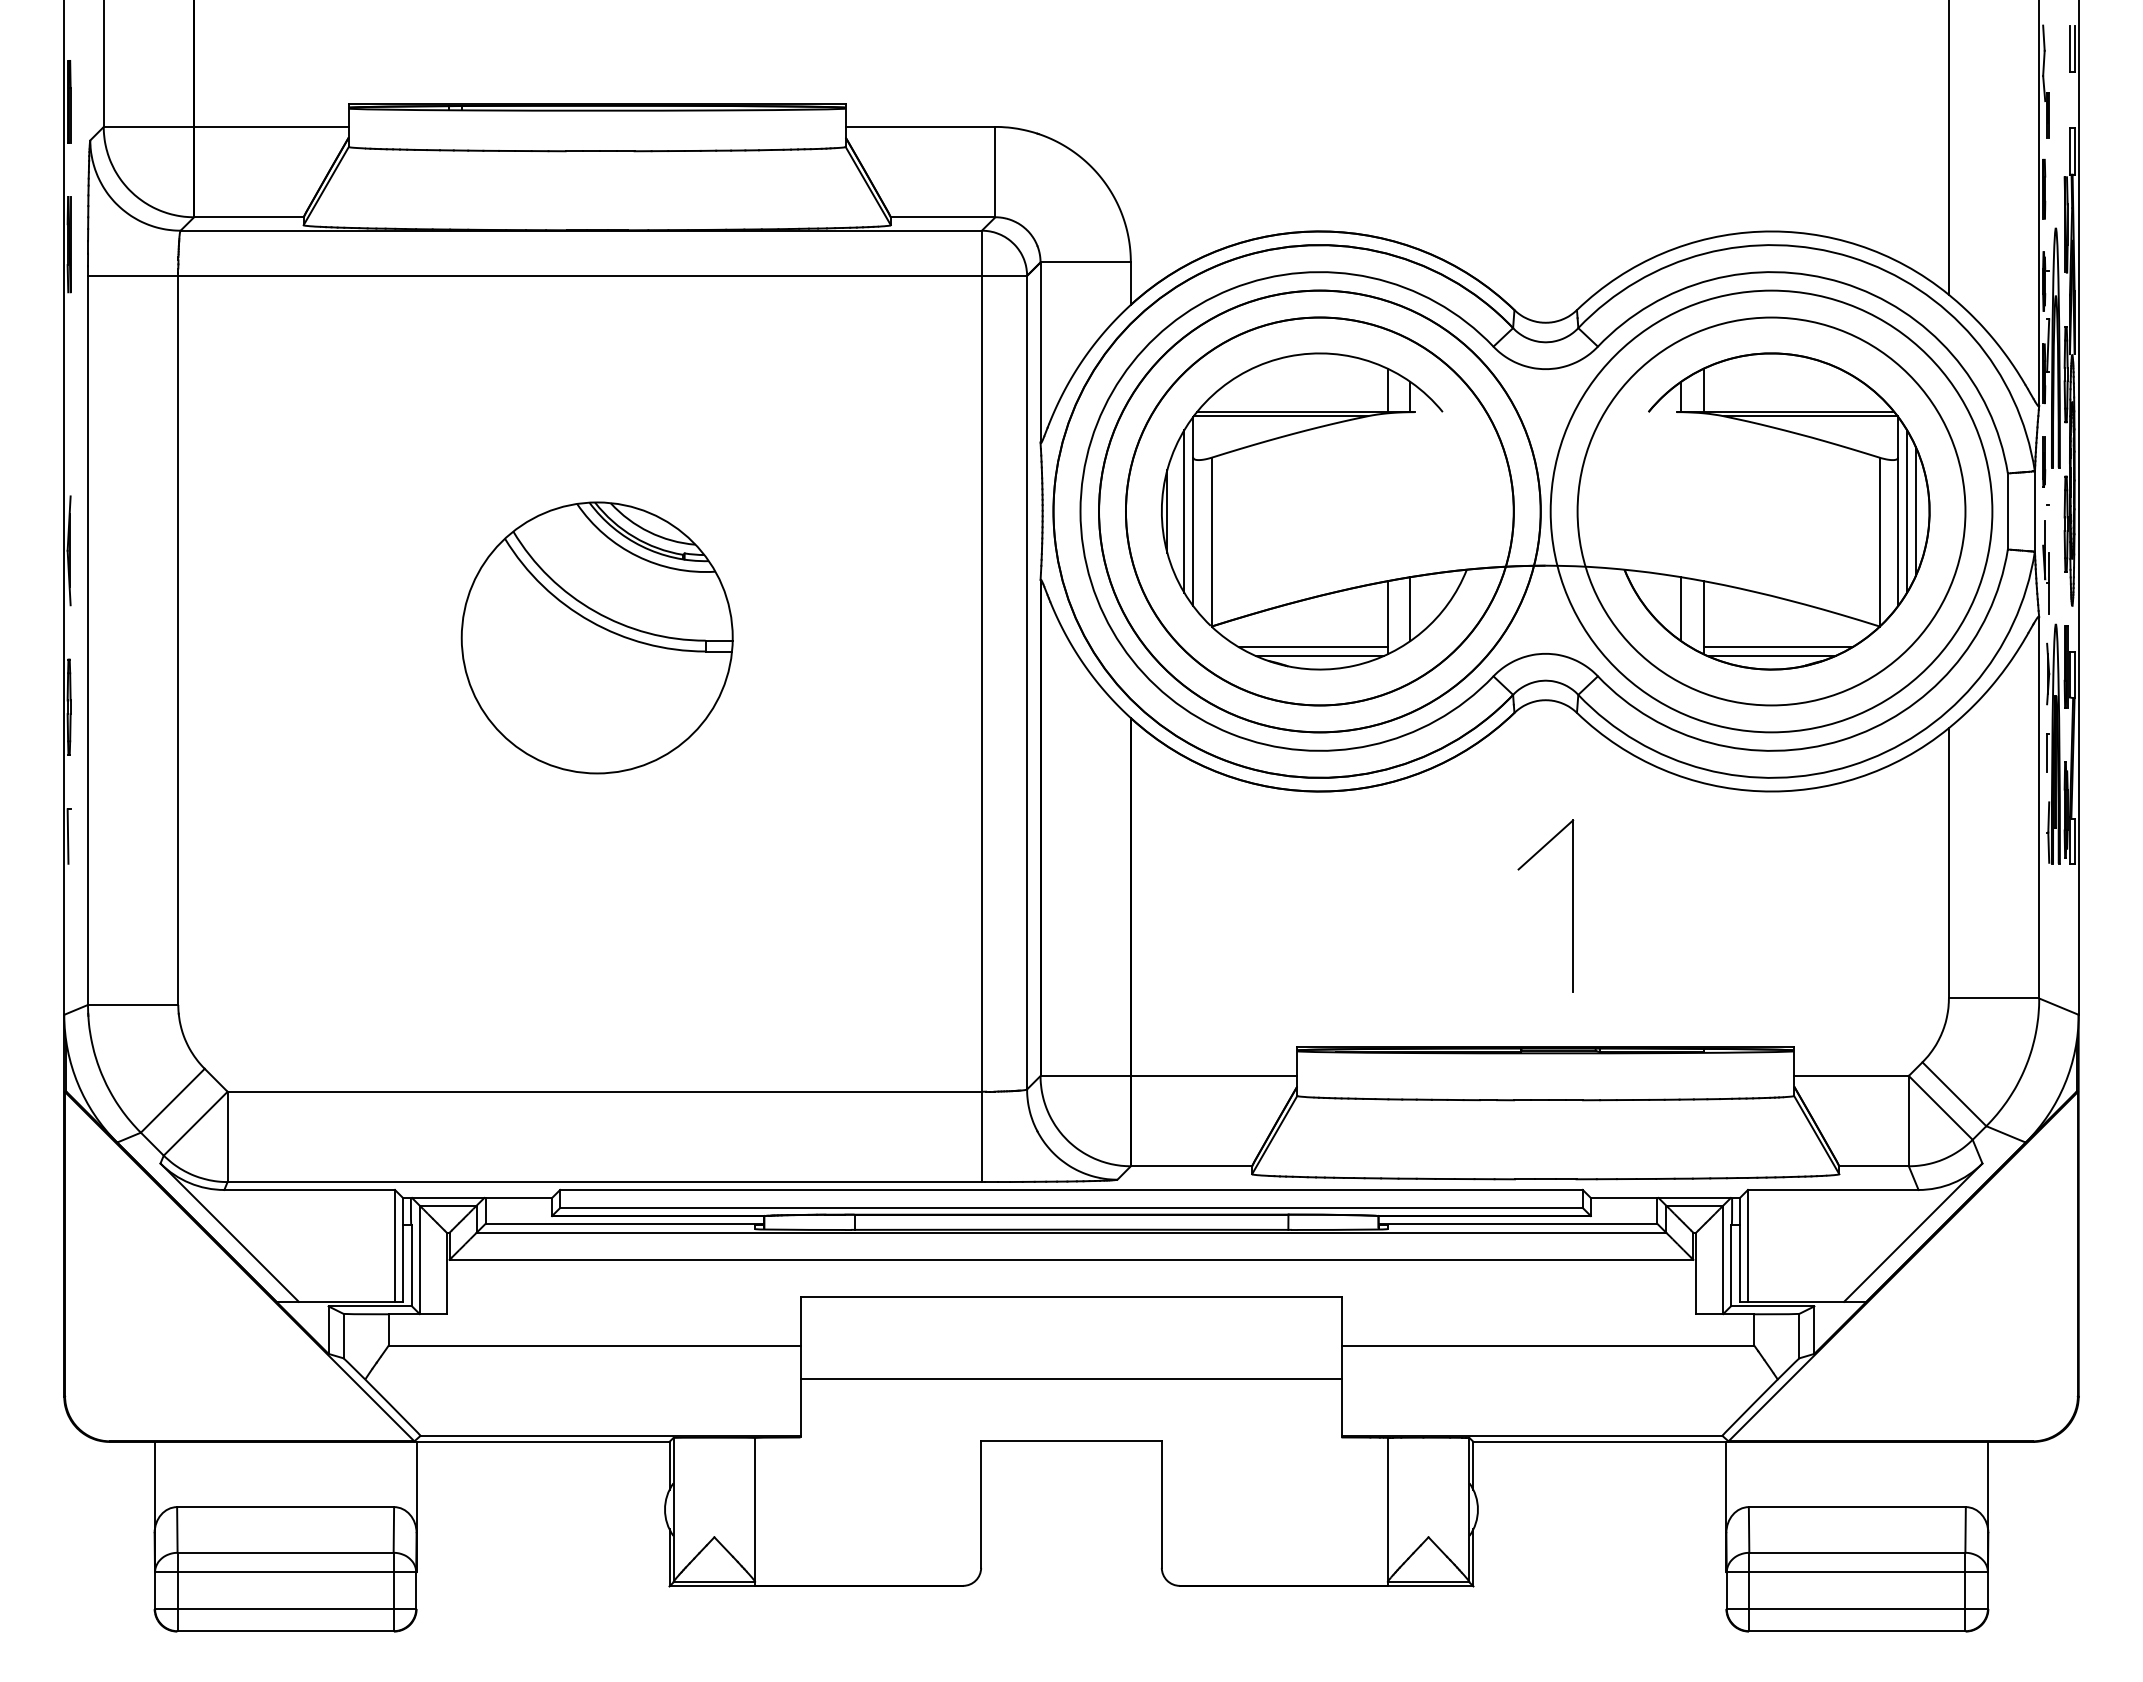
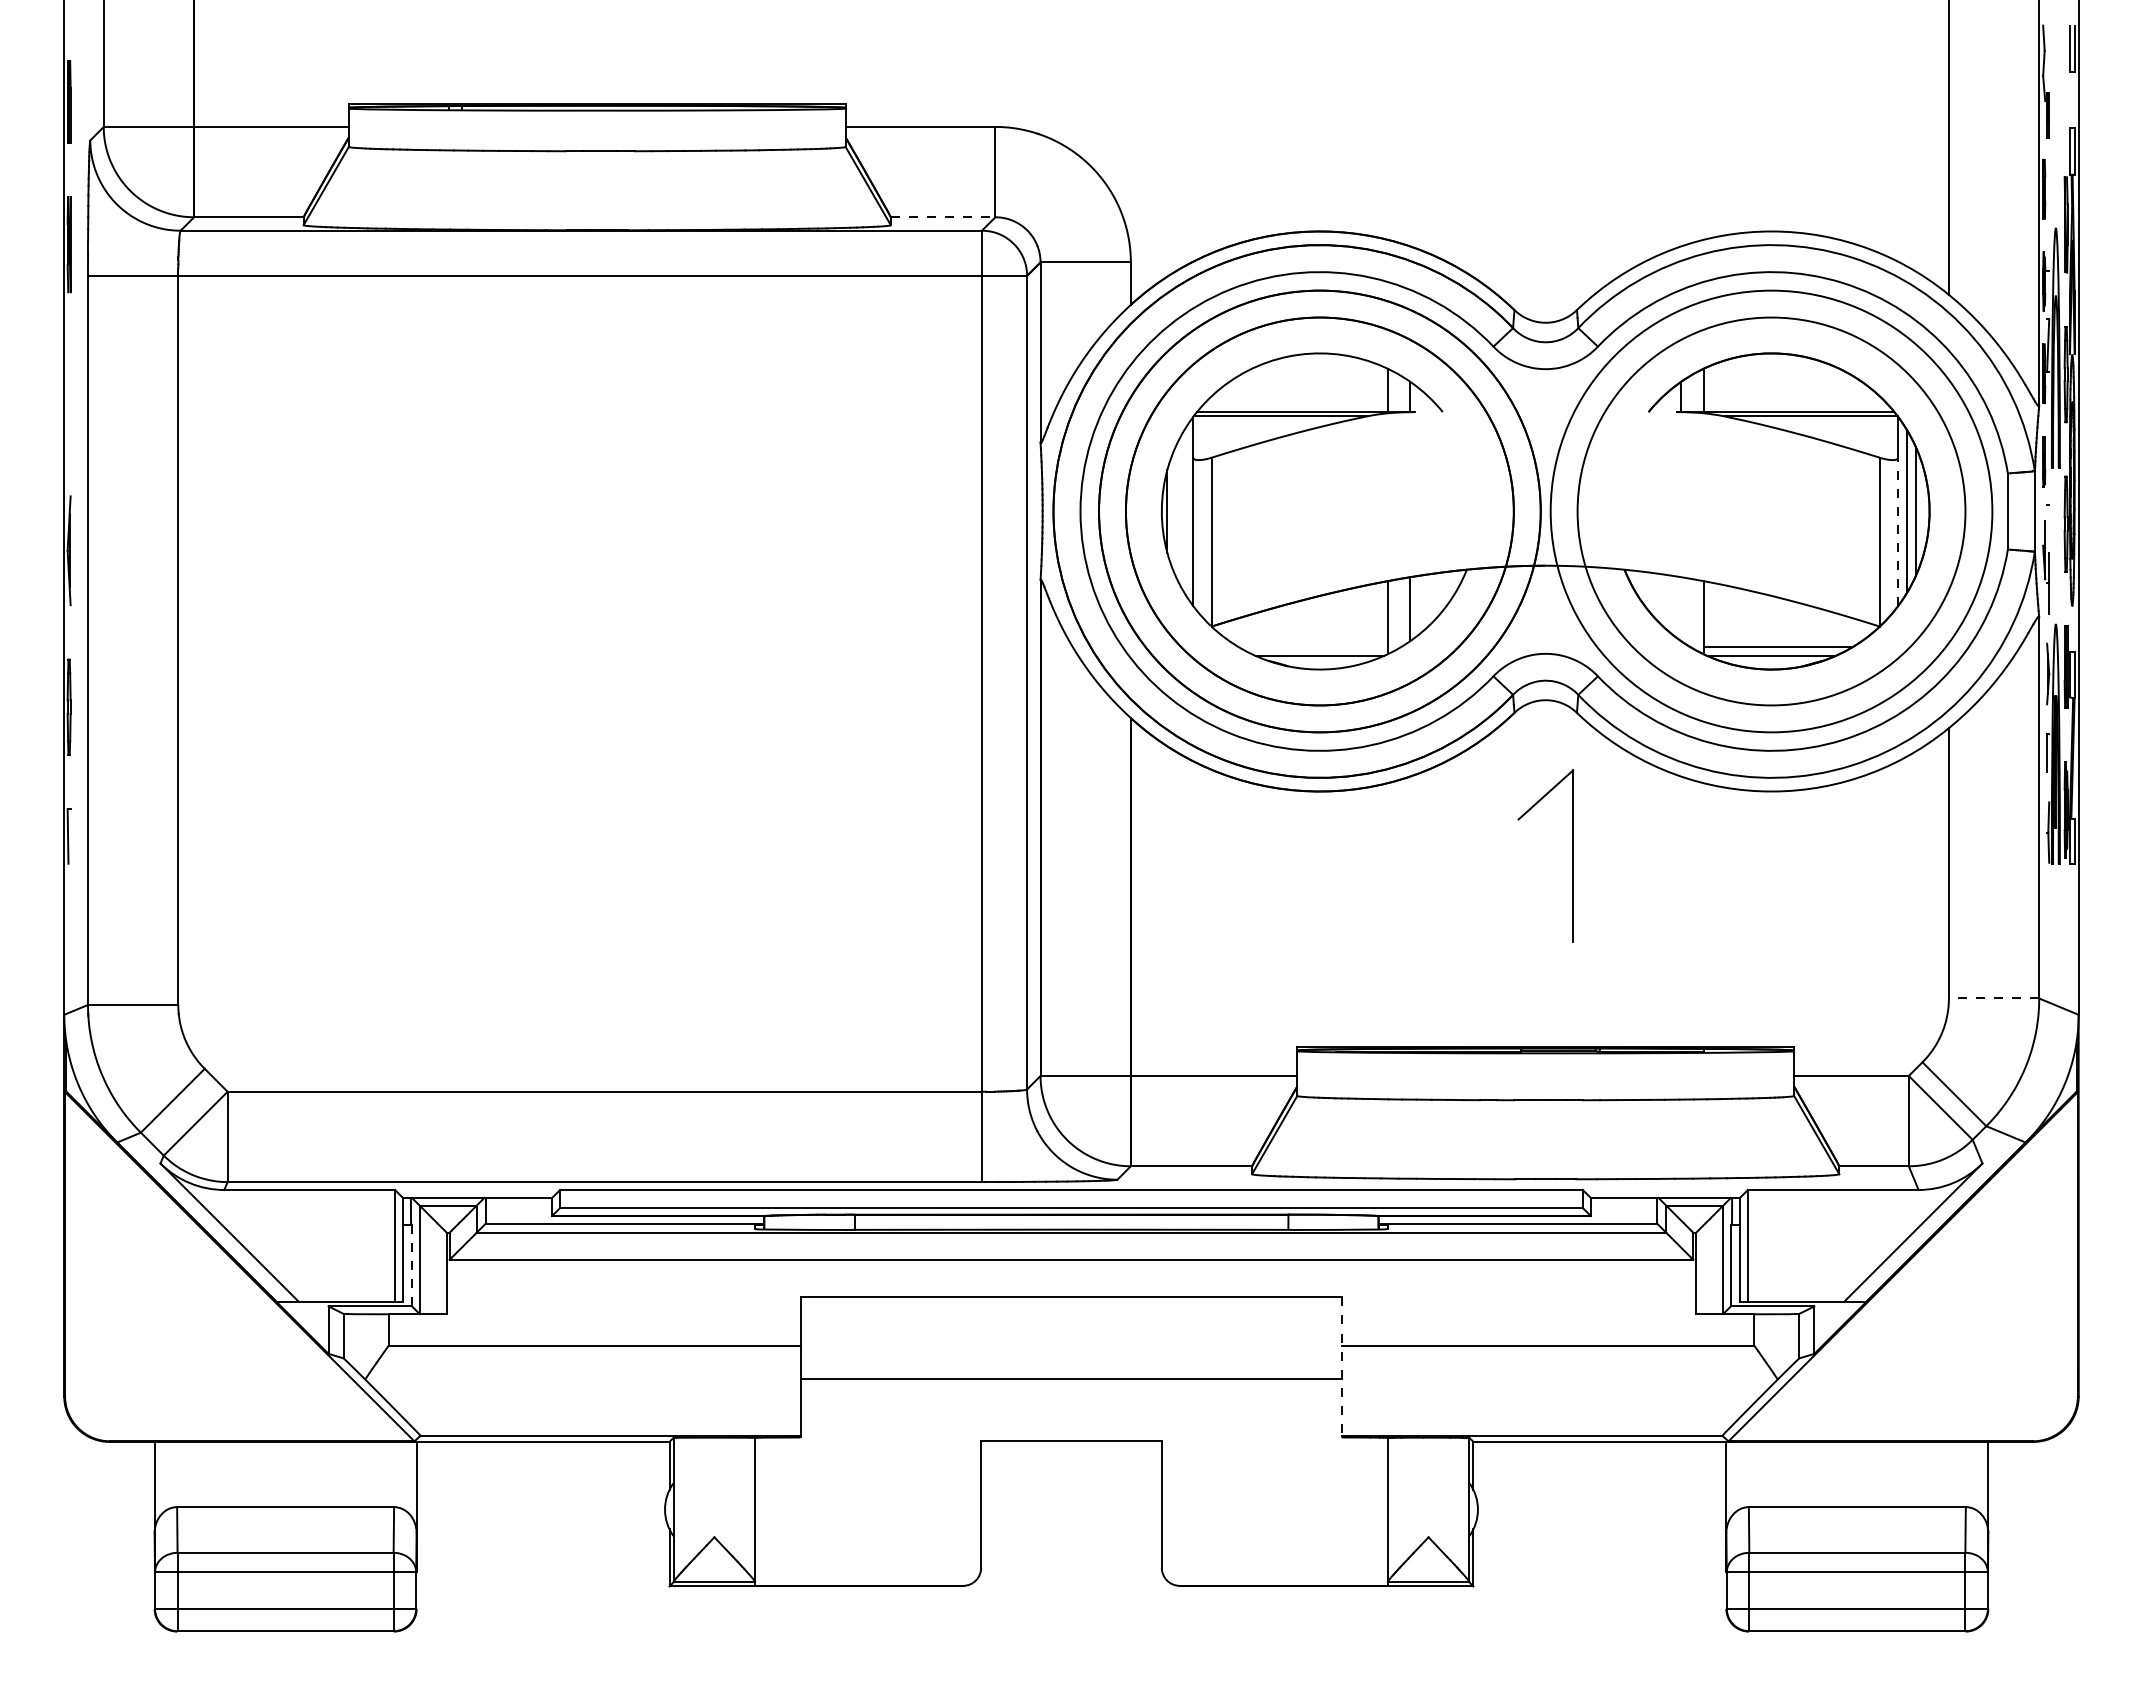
line: solid -> dashed (943, 217)
line: present -> none (1184, 511)
line: solid -> dashed (1898, 531)
line: present -> none (1681, 609)
part: present -> none (596, 637)
line: present -> none (1312, 647)
part position: (1572, 905) -> (1572, 855) (1572, 855)
line: solid -> dashed (1993, 998)
line: solid -> dashed (412, 1265)
line: solid -> dashed (1342, 1367)
